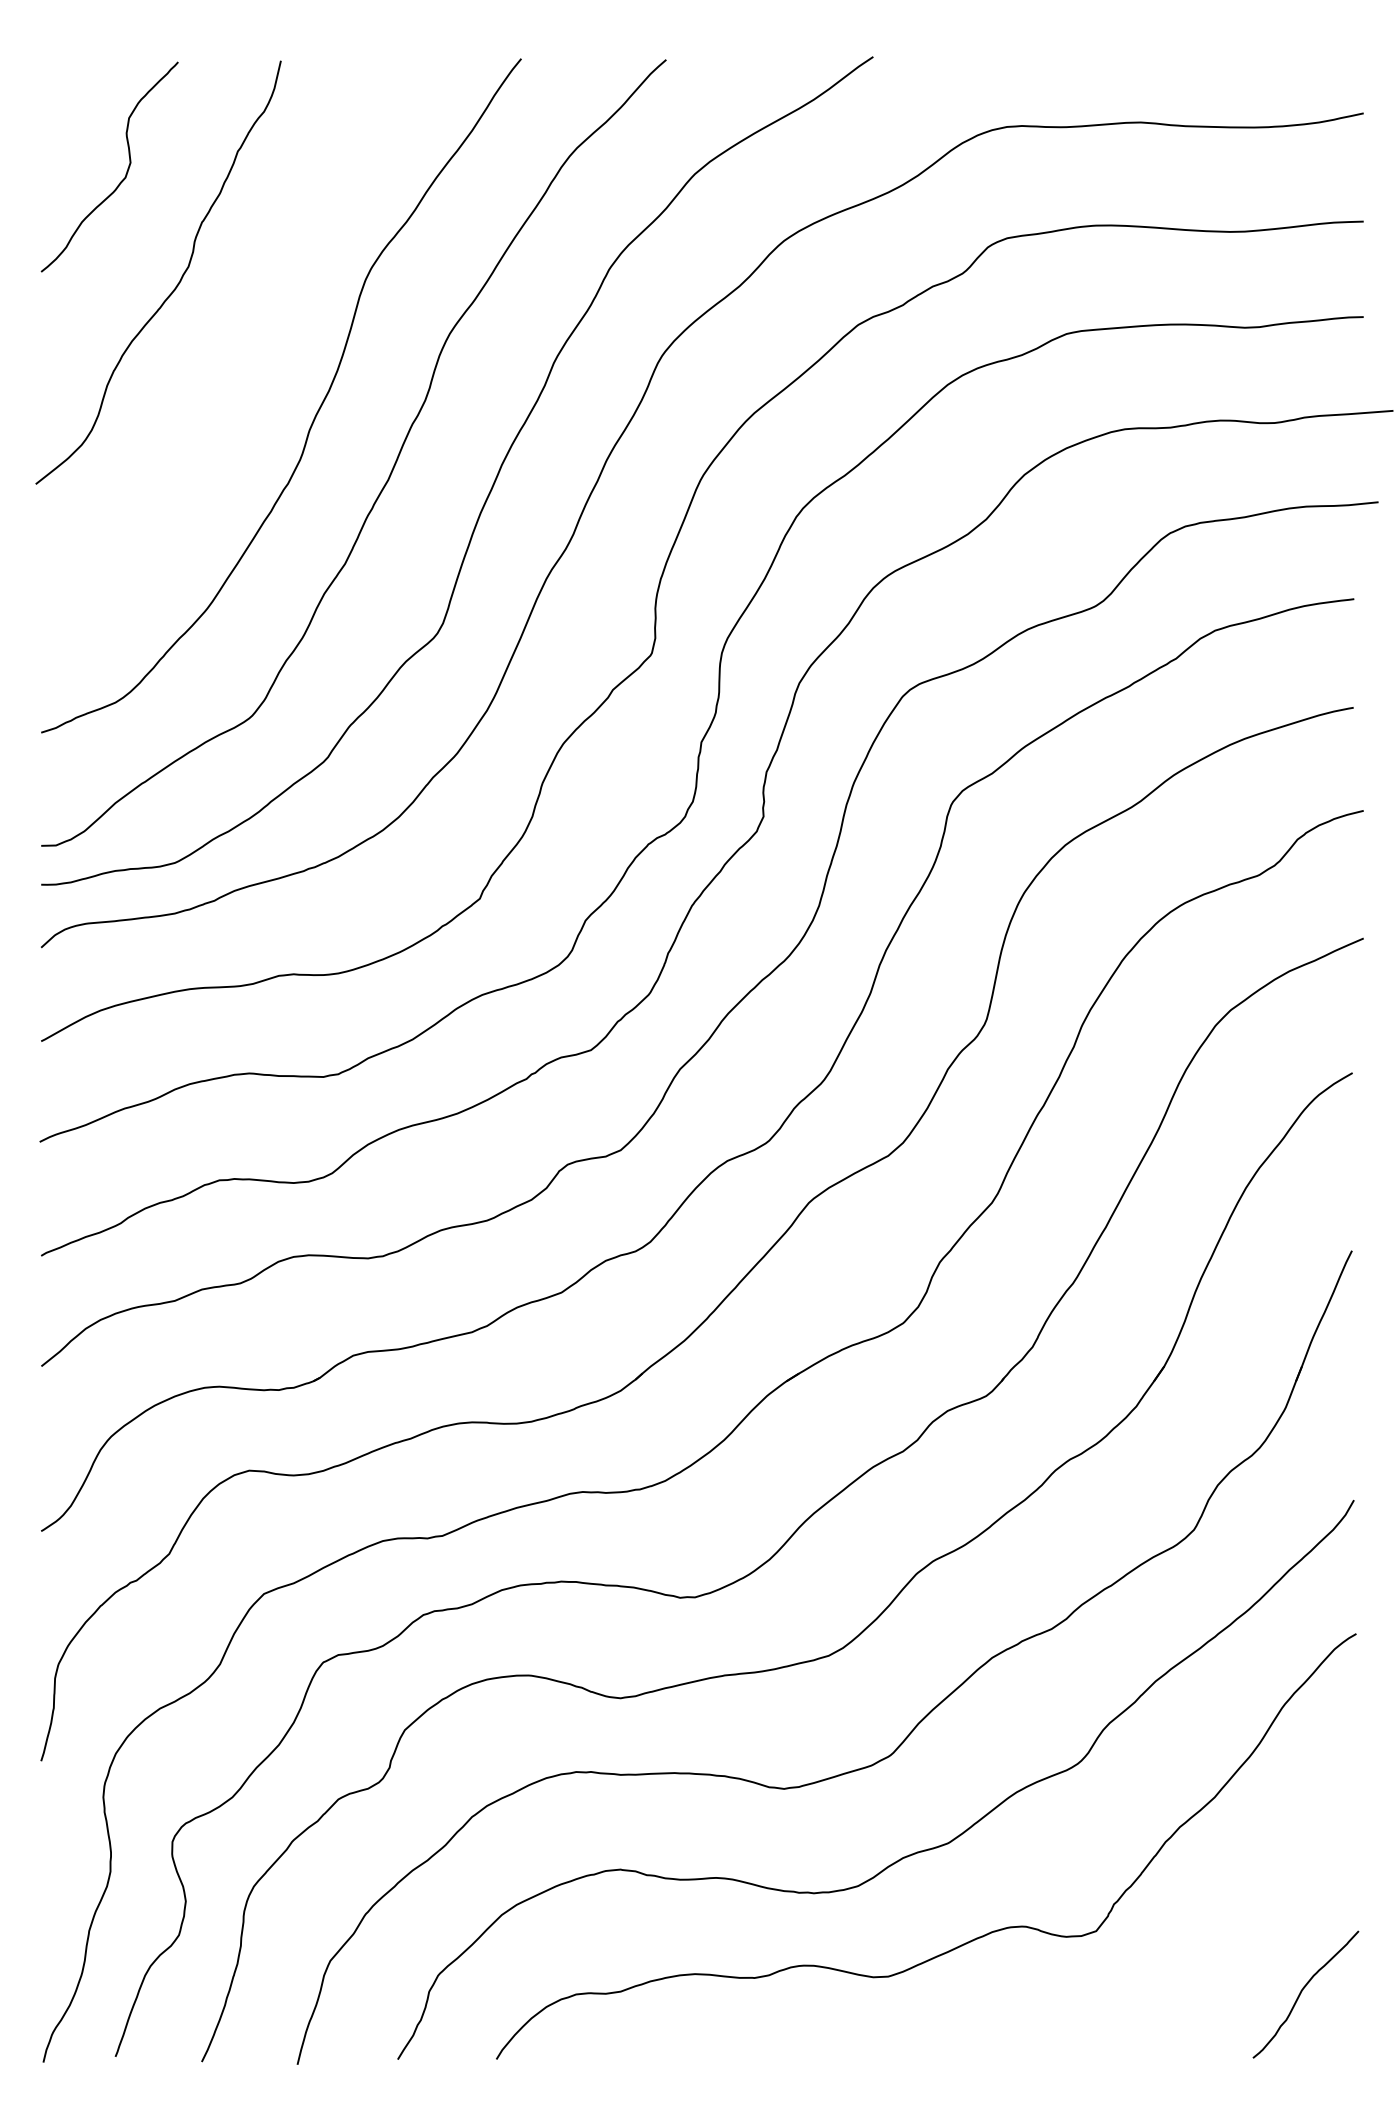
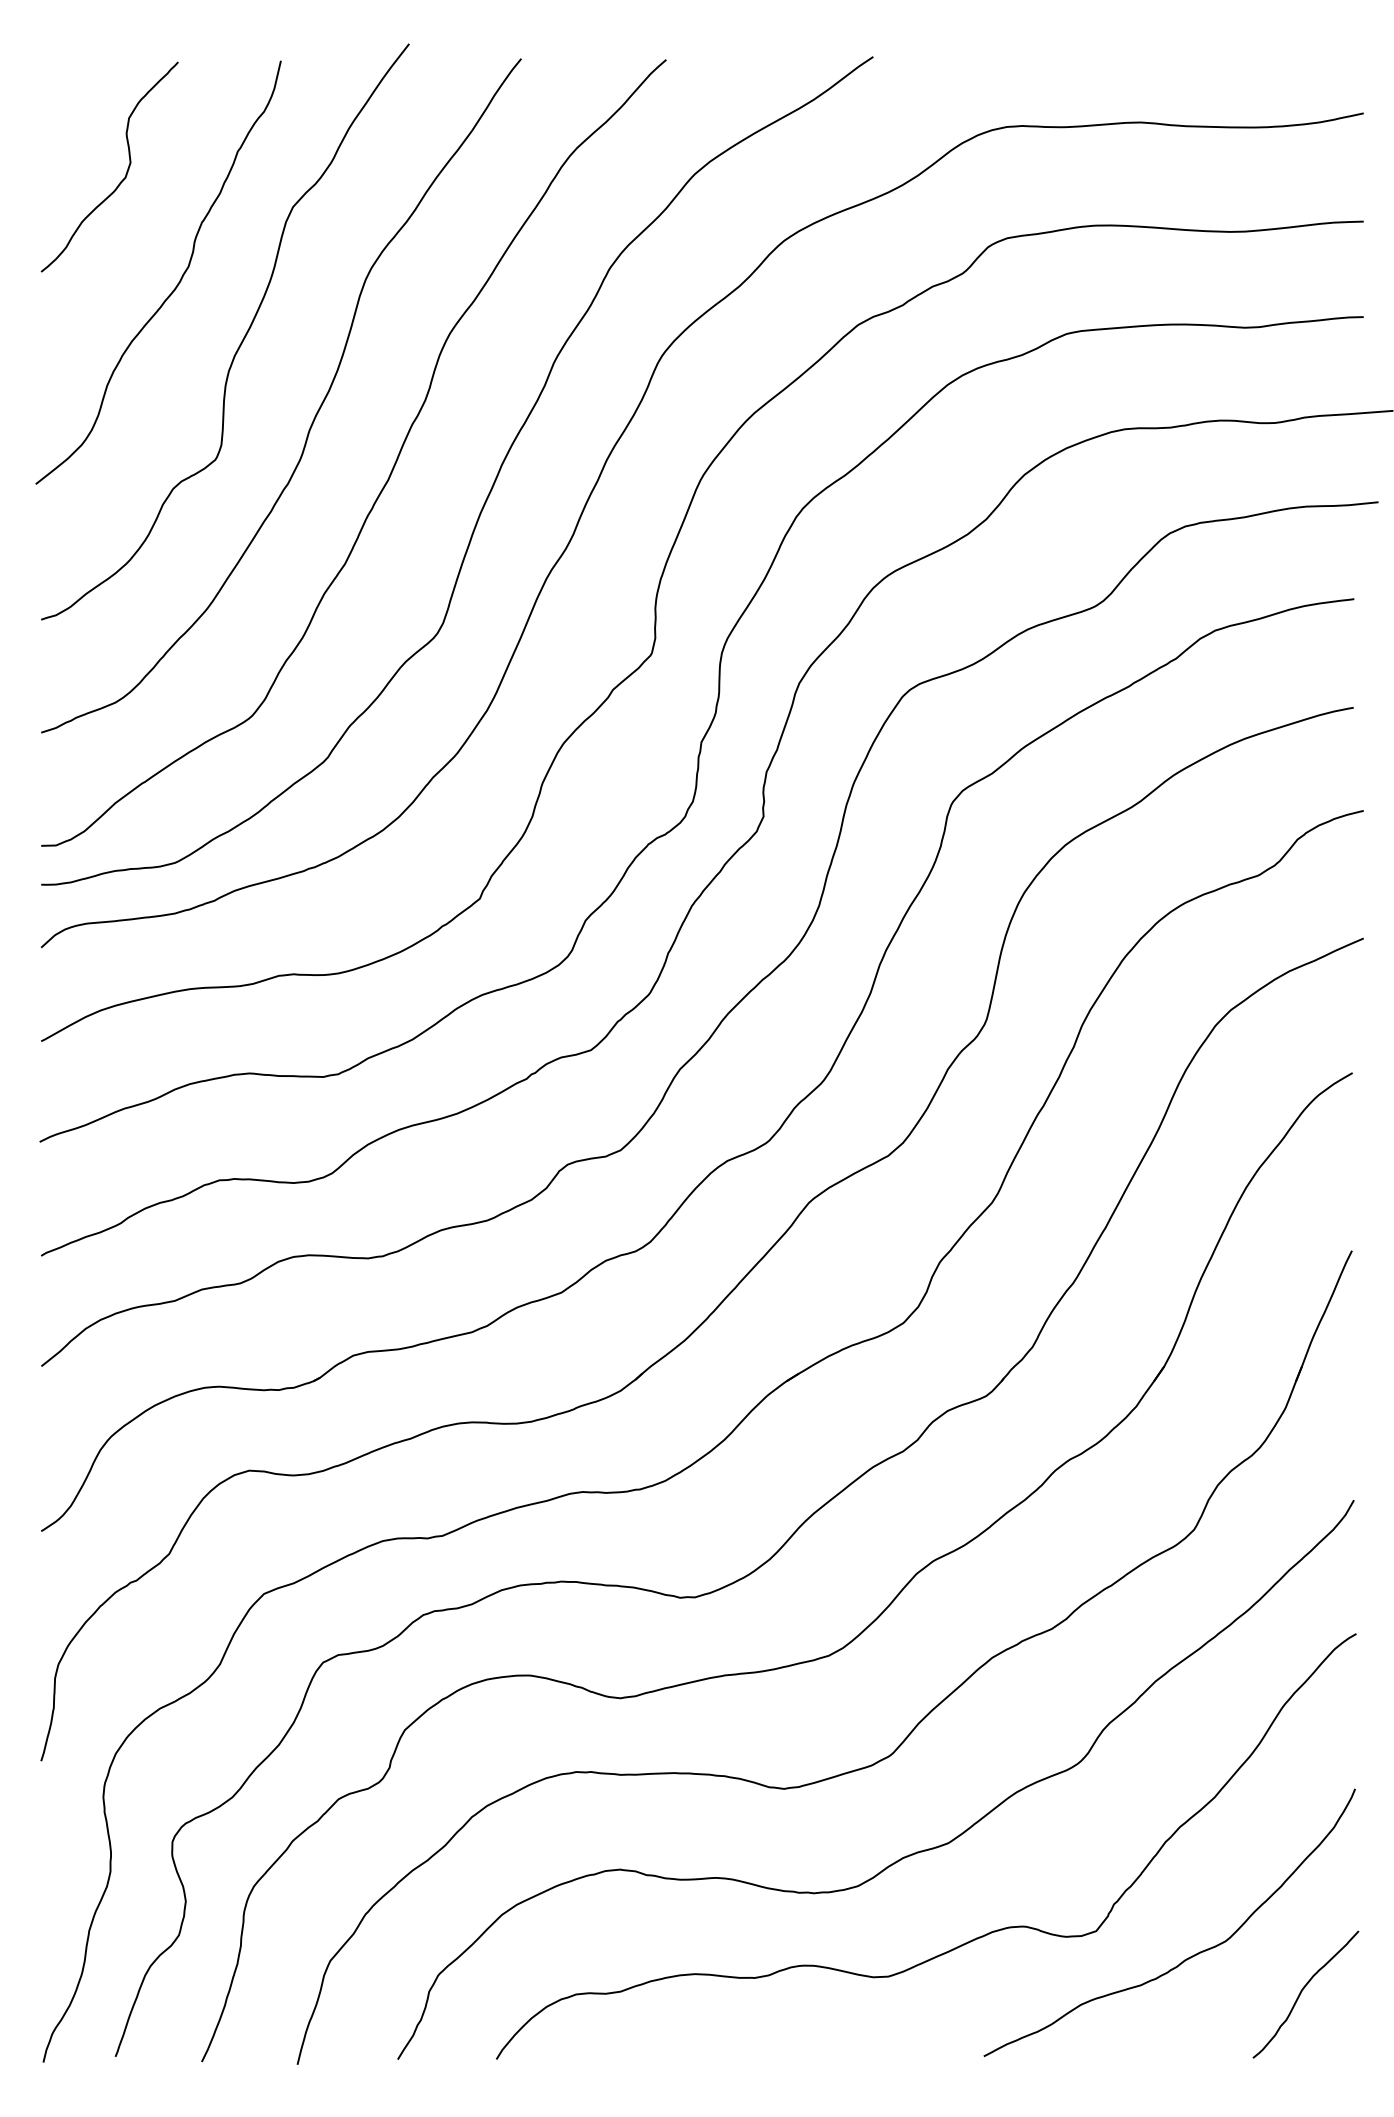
curve: none -> present (240, 342)
curve: none -> present (1186, 1958)
